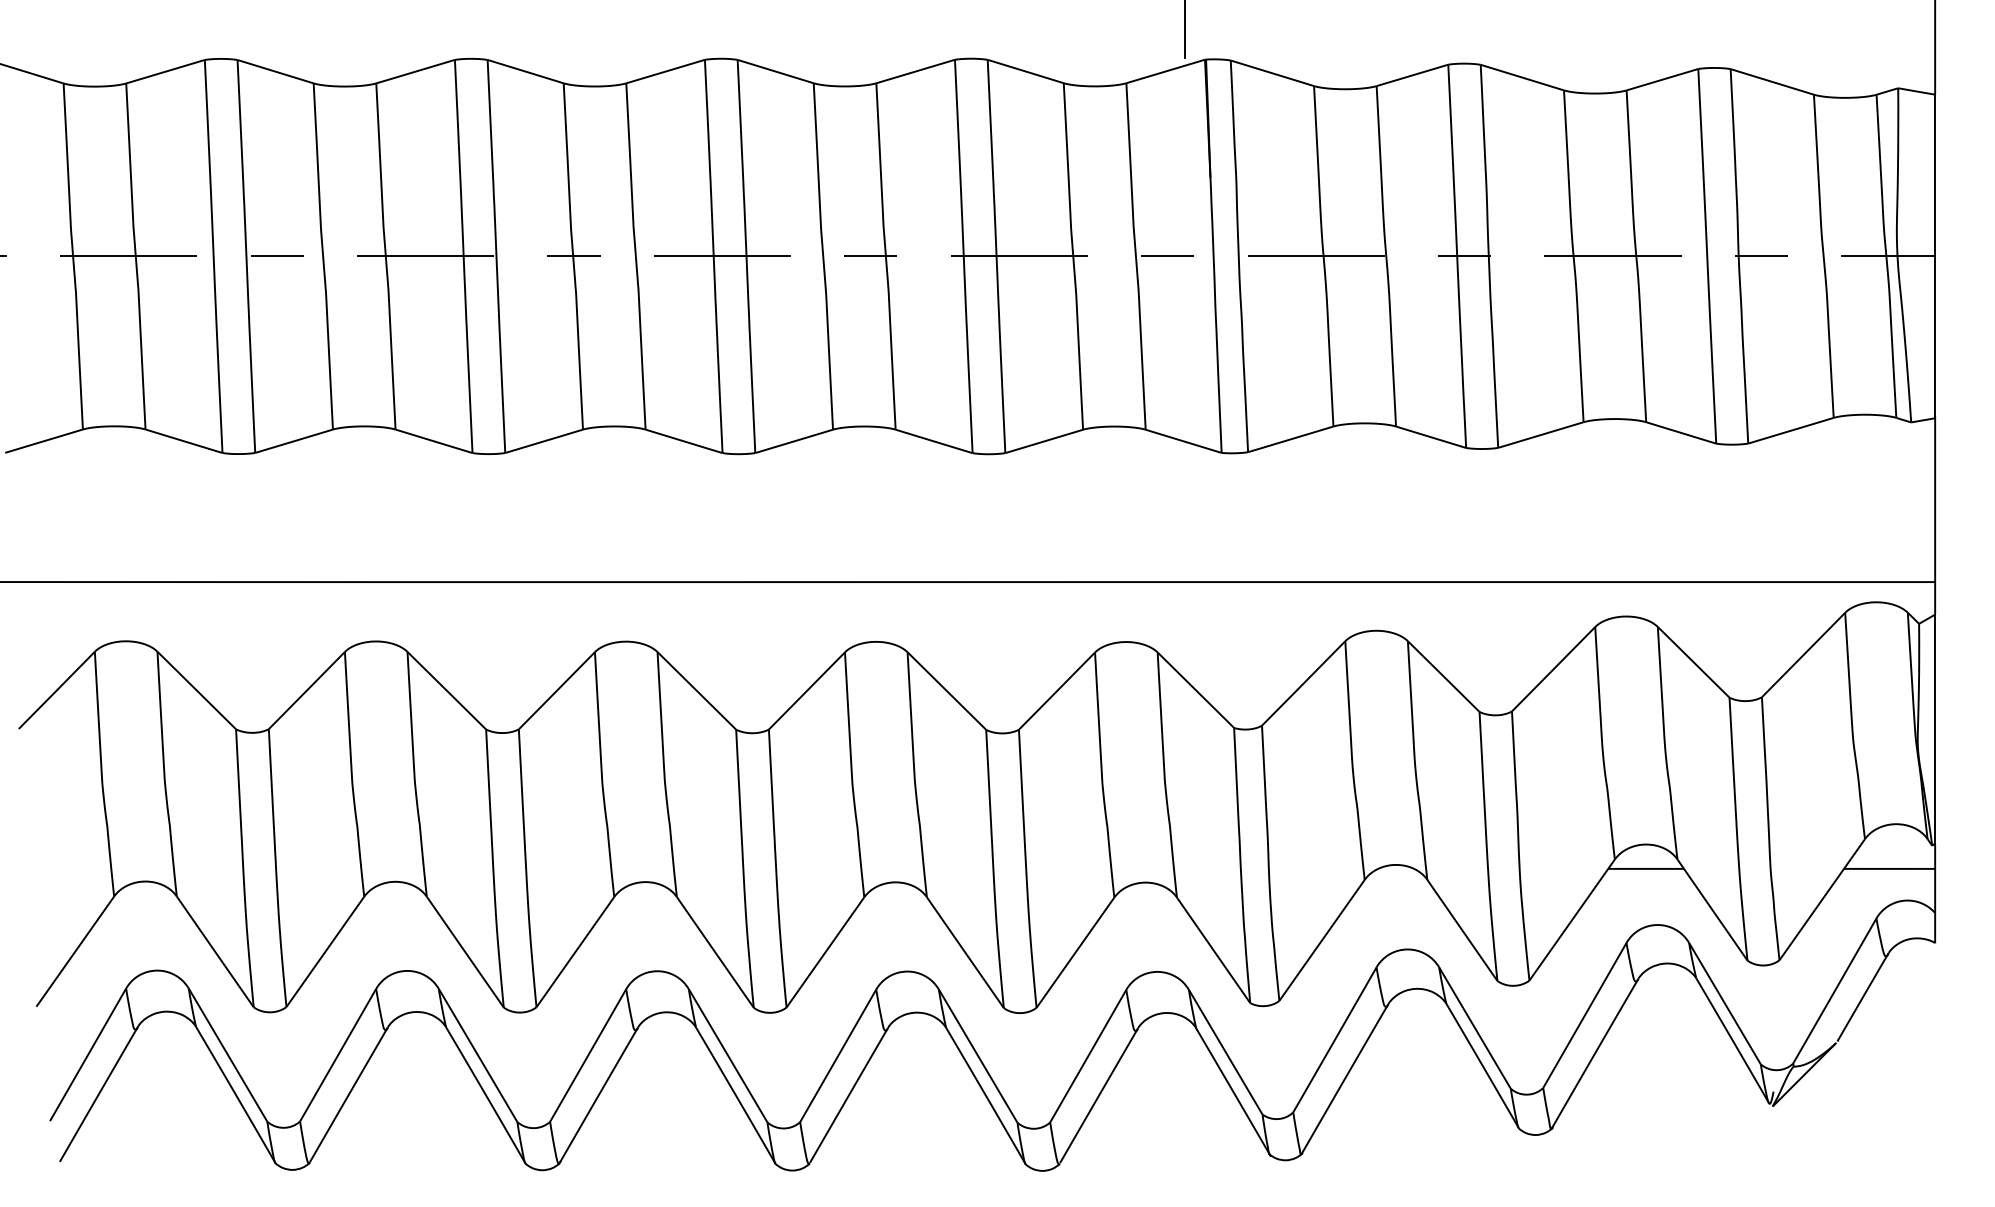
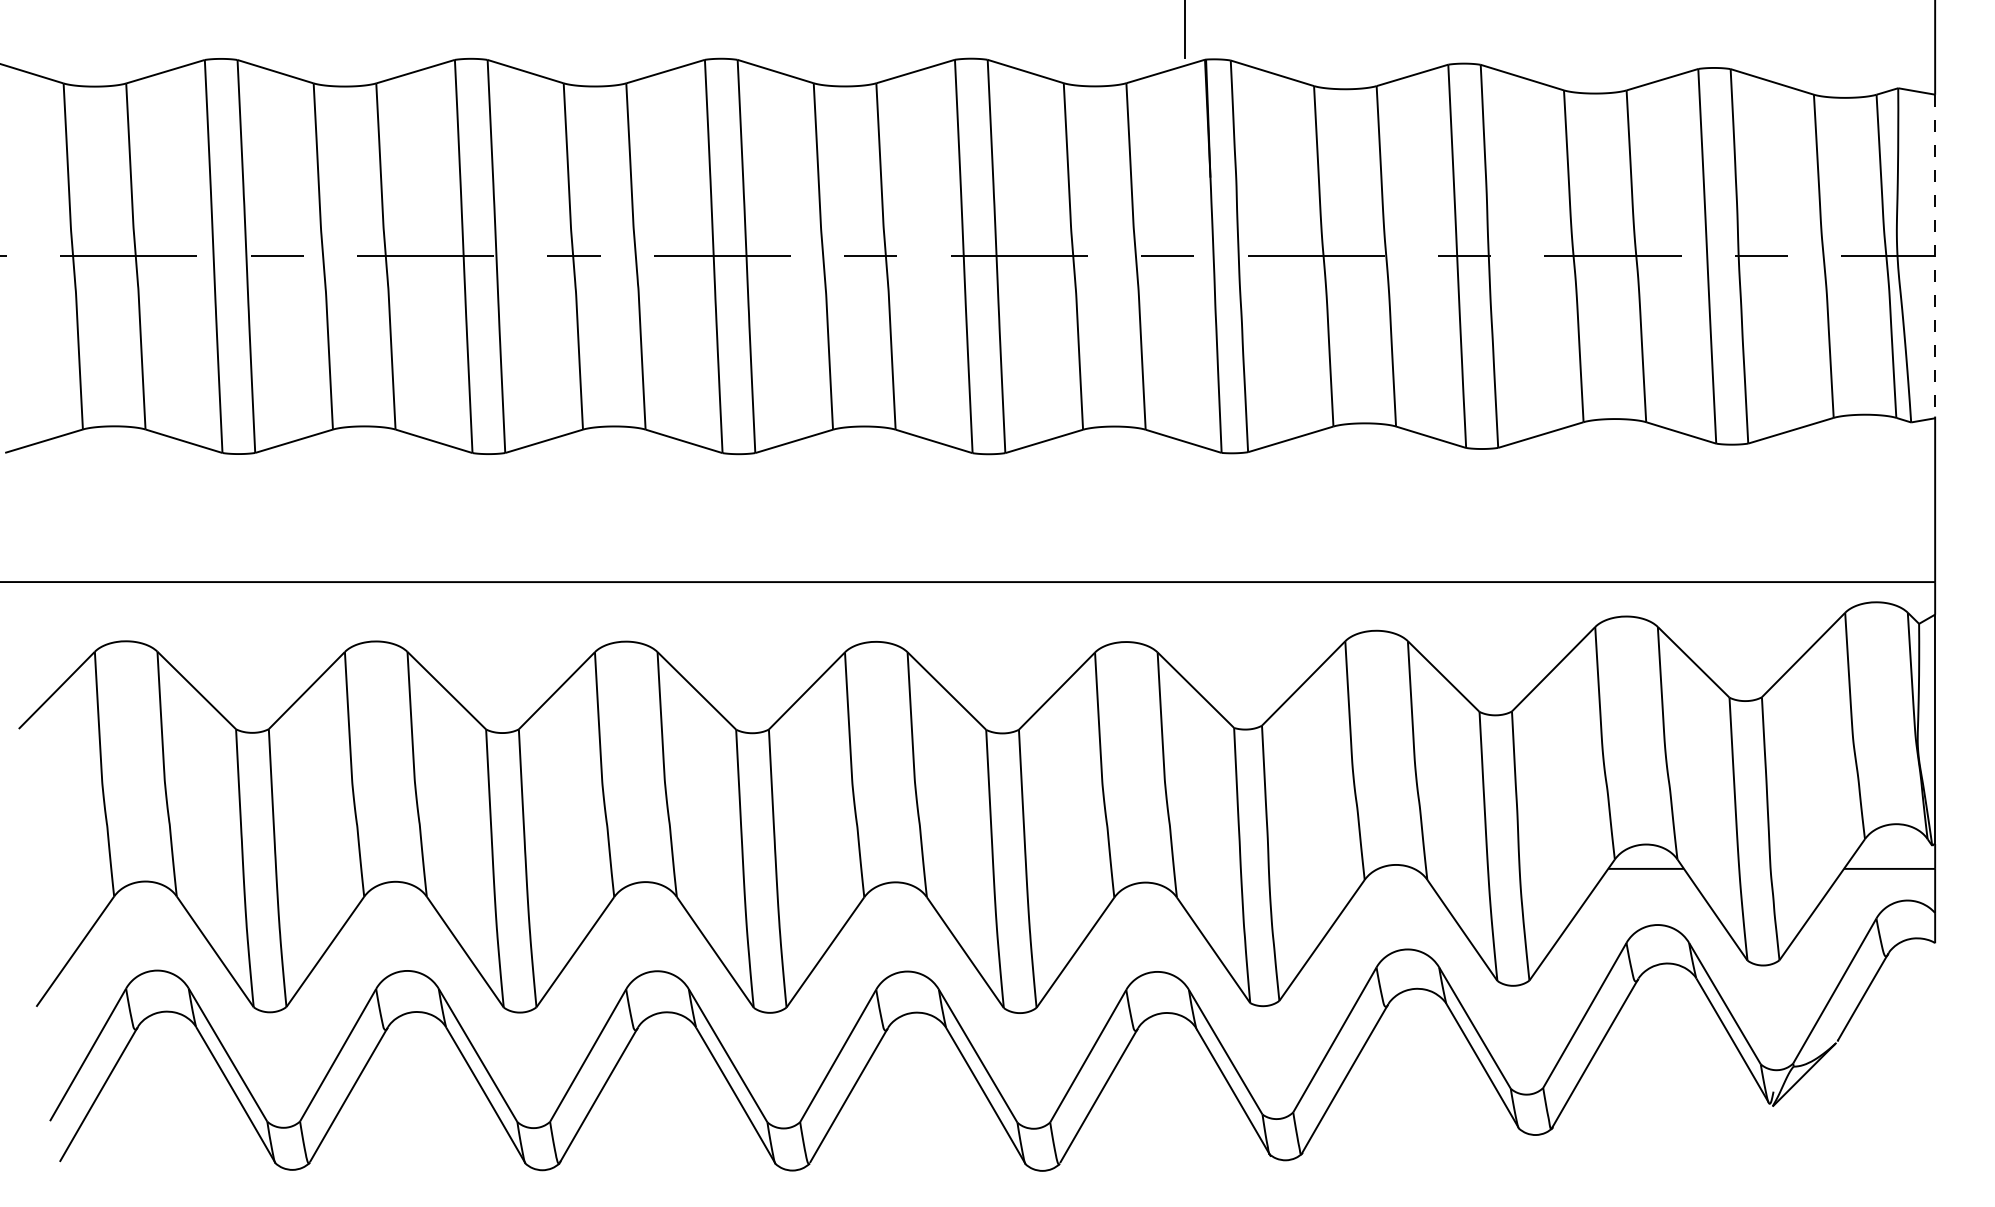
line: solid -> dashed (1935, 256)
